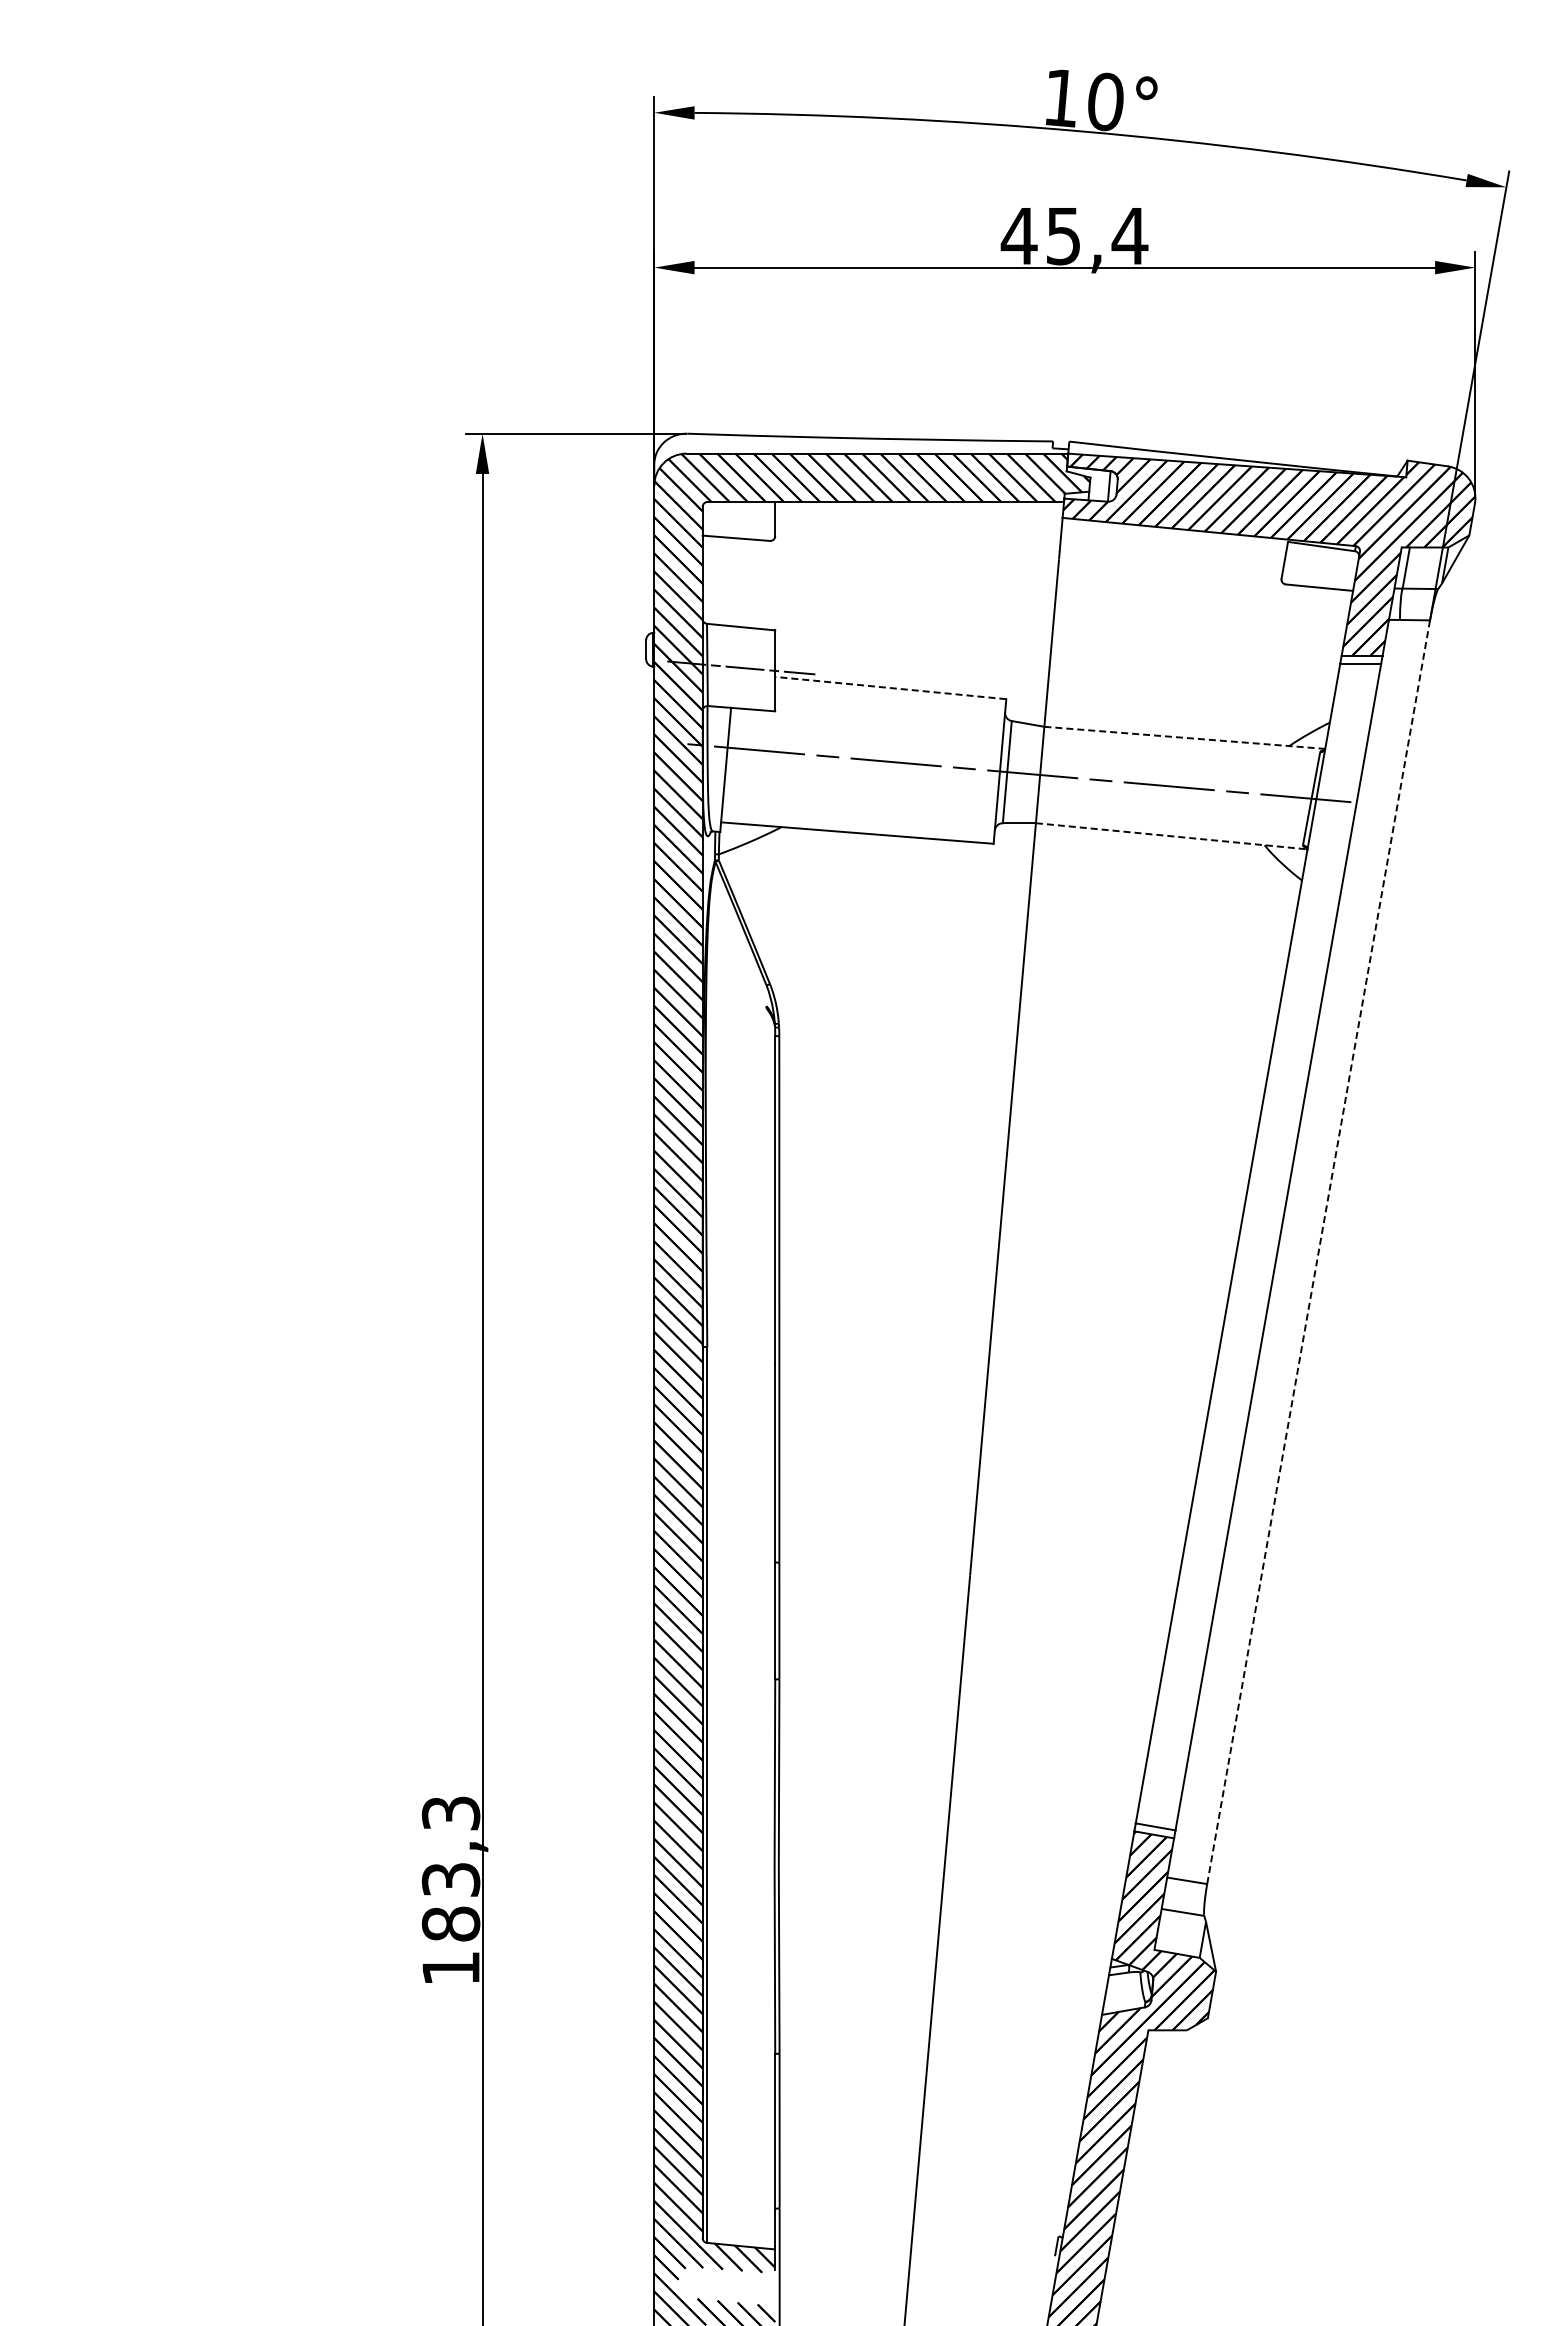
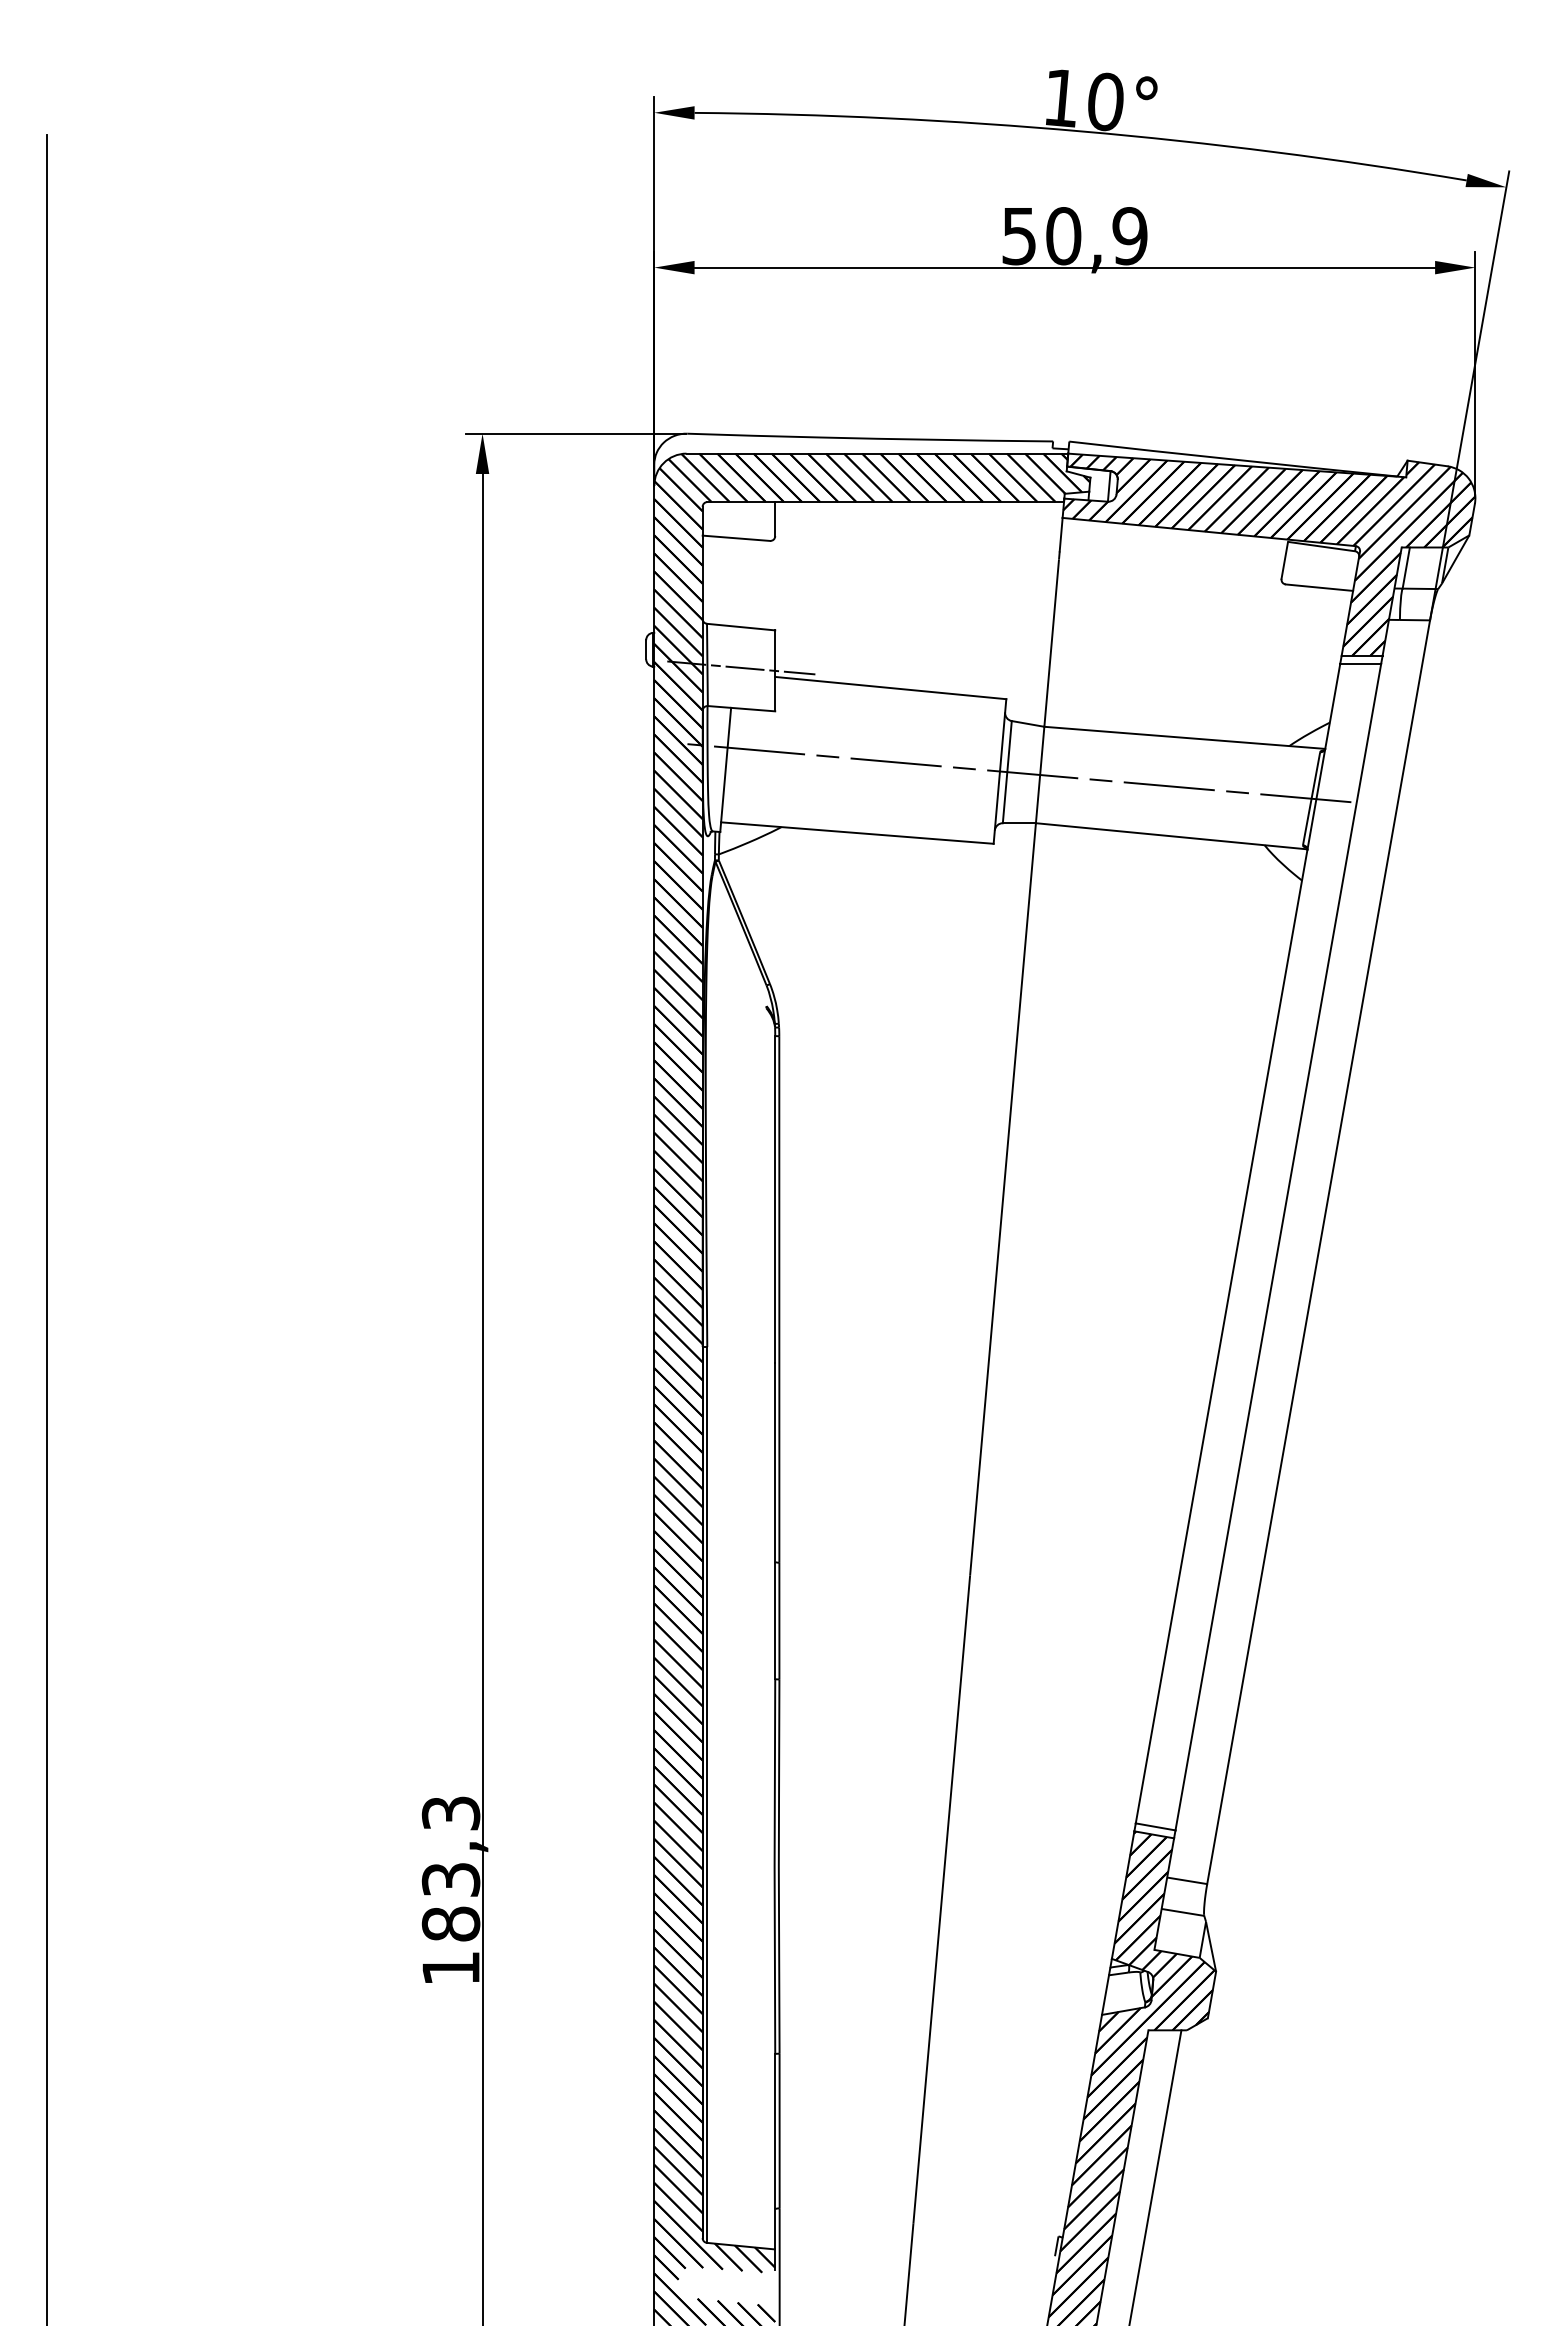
text: 45,4 -> 50,9 (1074, 236)
line: dashed -> solid (890, 688)
line: dashed -> solid (1184, 737)
line: dashed -> solid (1172, 836)
line: none -> present (46, 1228)
line: dashed -> solid (1318, 1252)
line: none -> present (1155, 2176)
